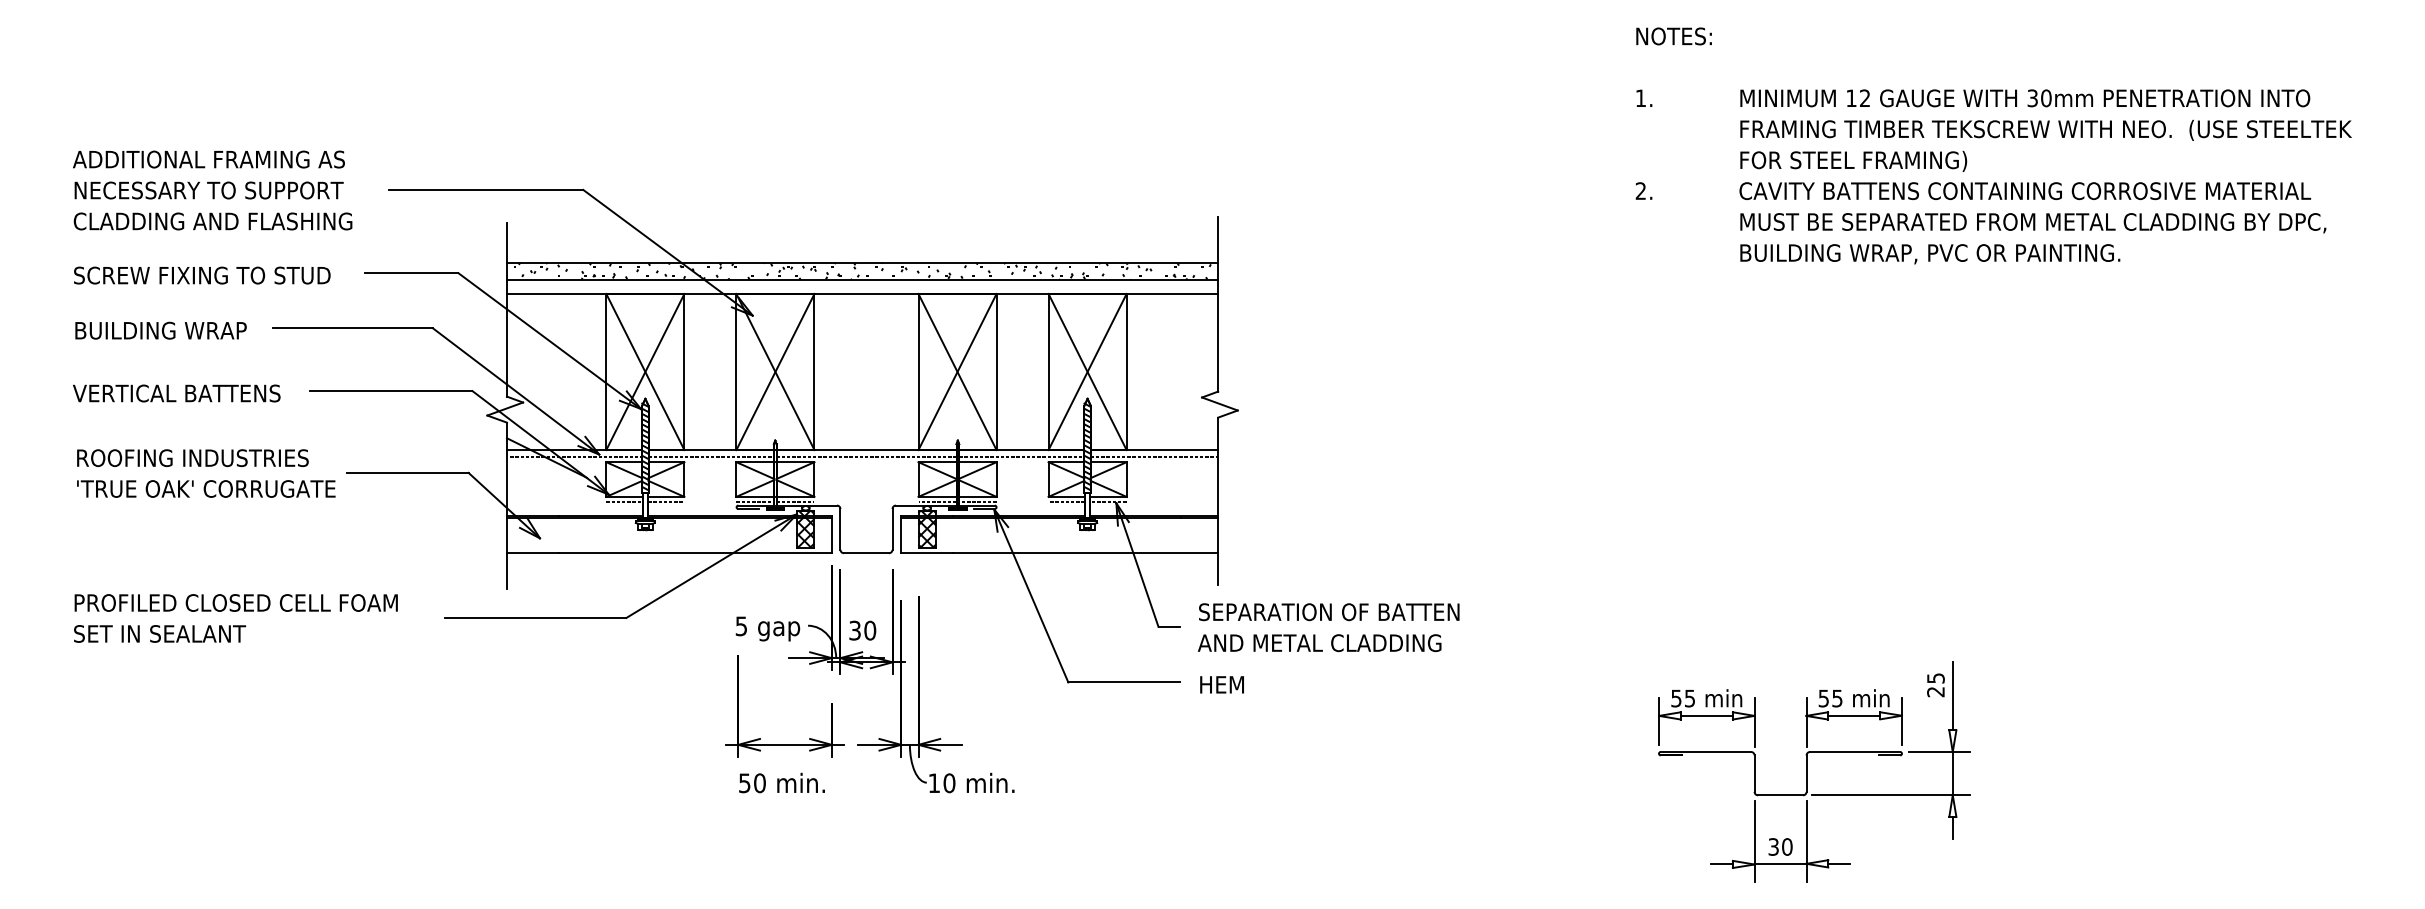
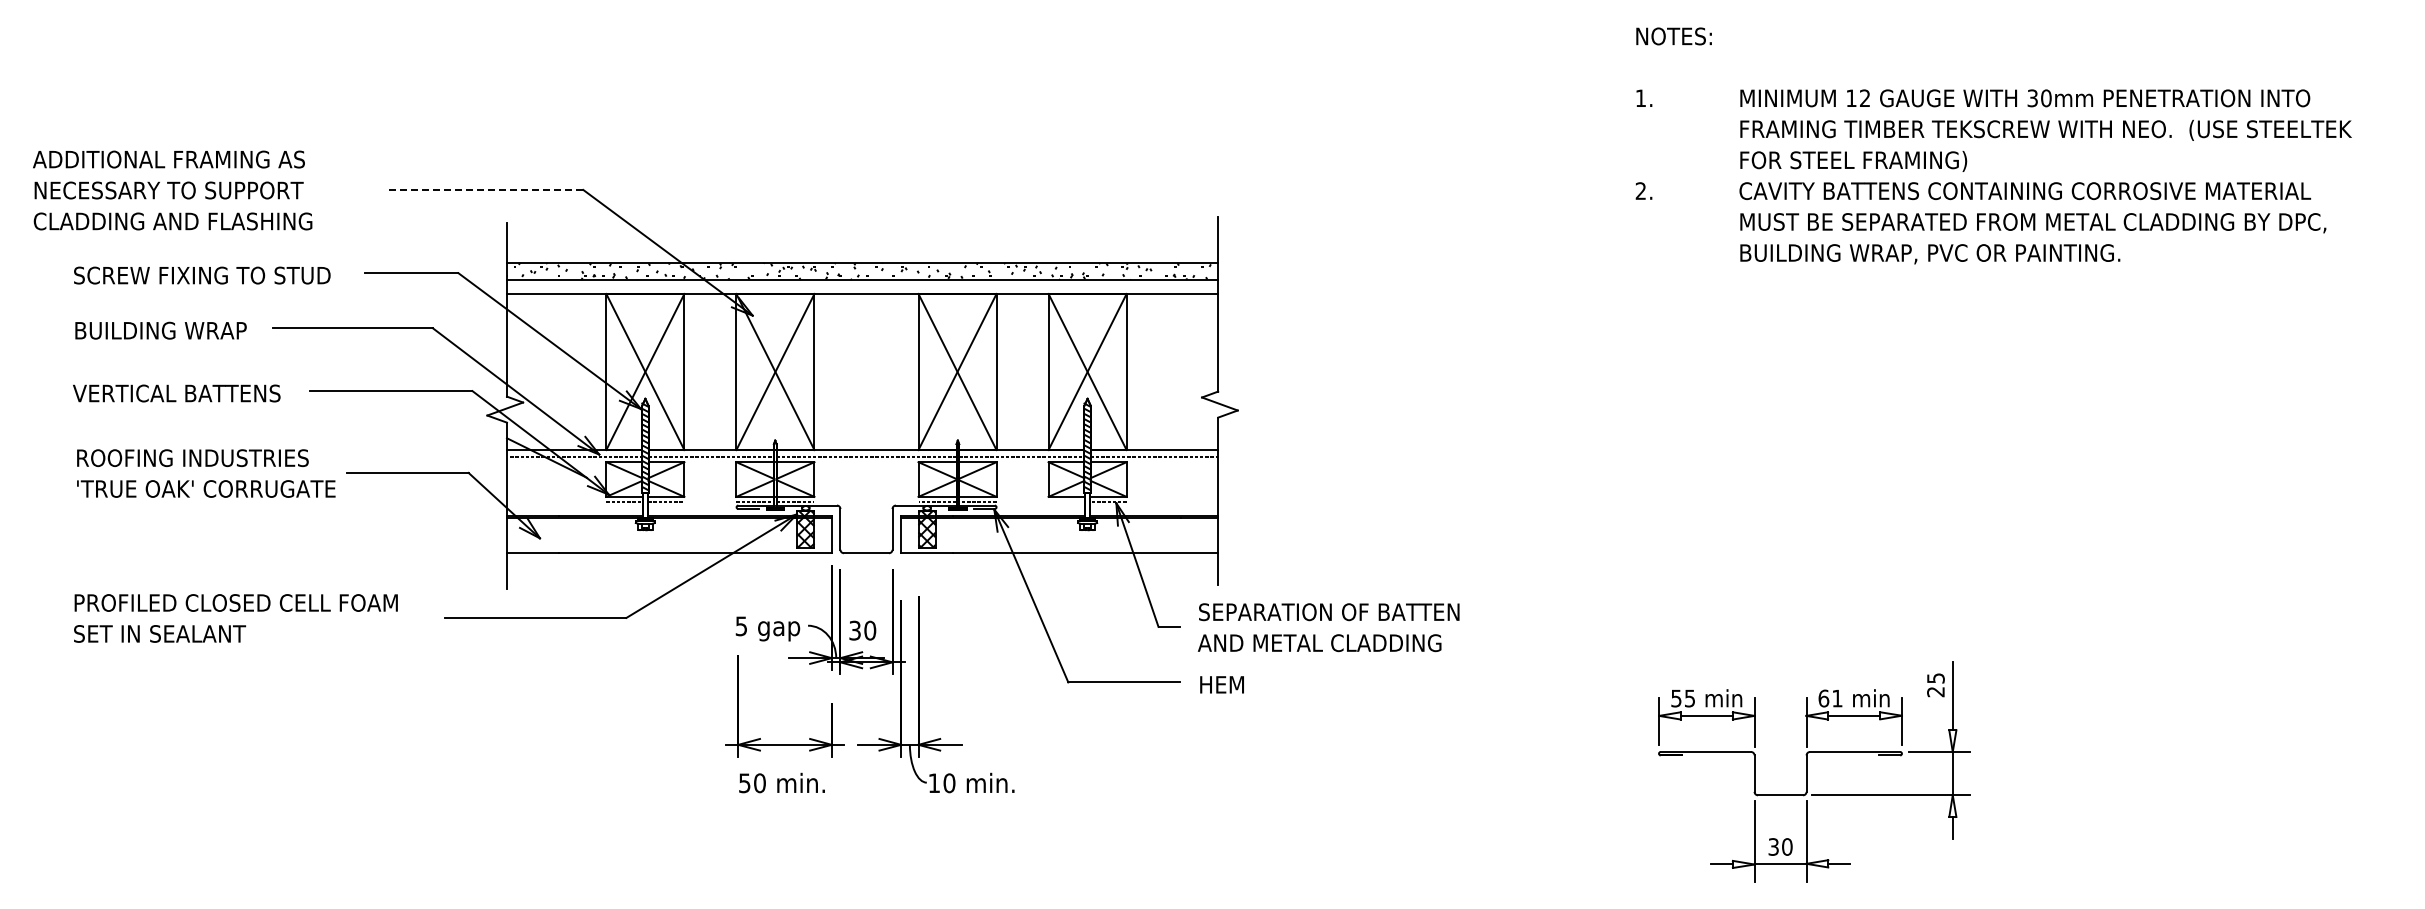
line: solid -> dashed (485, 189)
text position: (212, 190) -> (172, 190) (172, 190)
line: present -> none (1066, 502)
text: 55 -> 61 (1830, 698)
